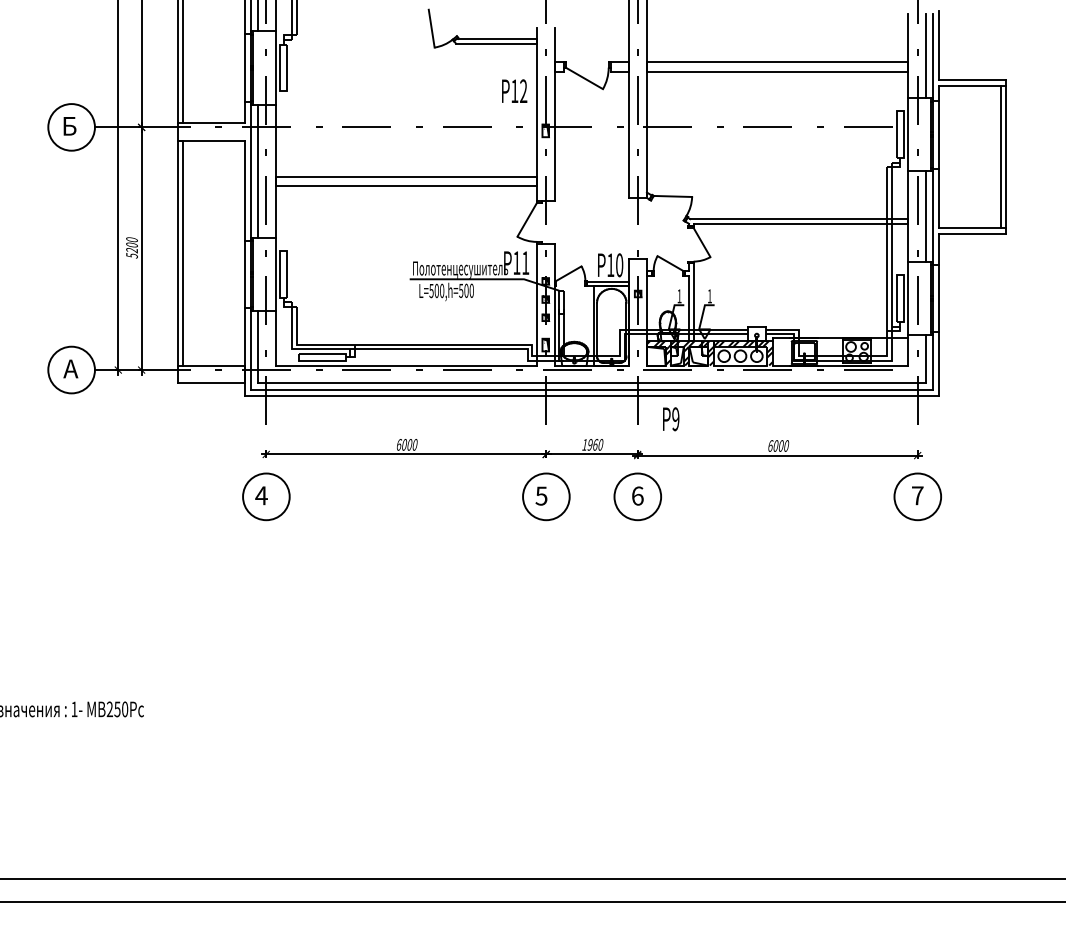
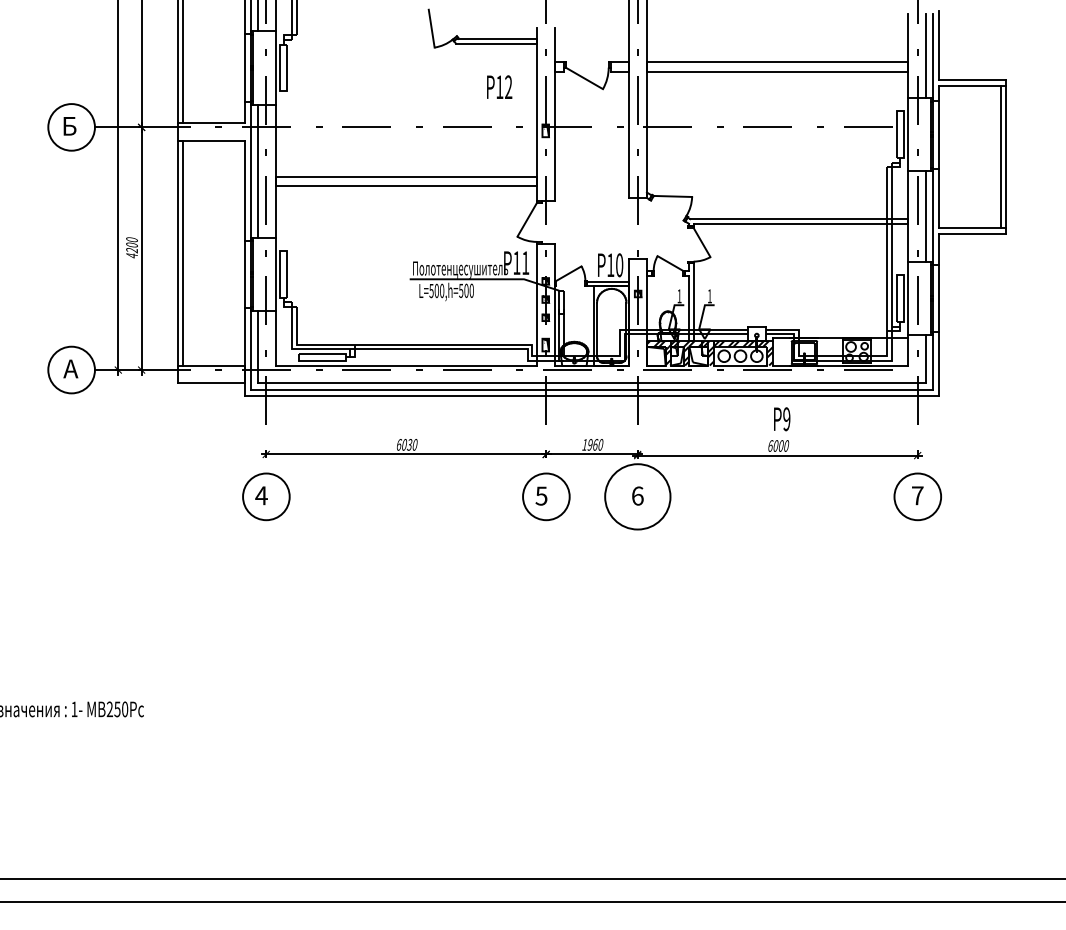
text position: (514, 90) -> (499, 86) (499, 86)
text: 5200 -> 4200 (131, 255)
text position: (671, 419) -> (782, 419) (782, 419)
text: 6000 -> 6030 (409, 444)
circle diameter: 47 px -> 65 px (637, 496)
